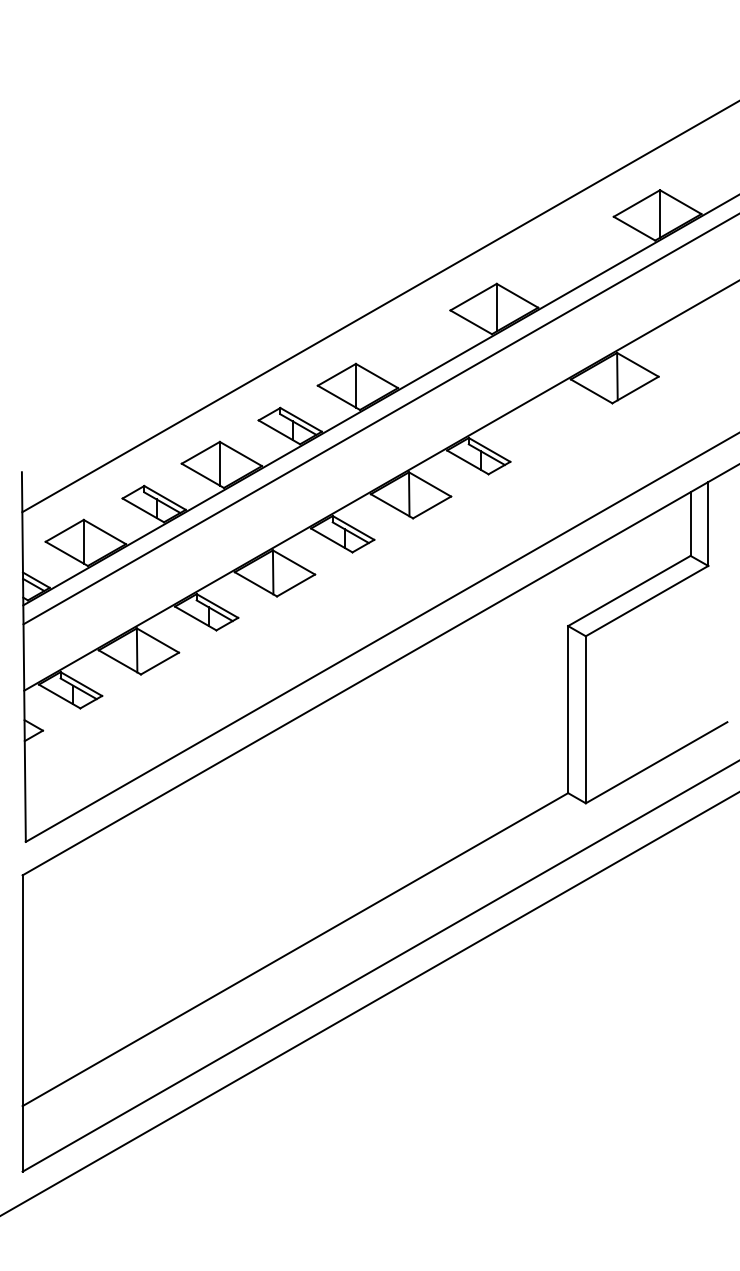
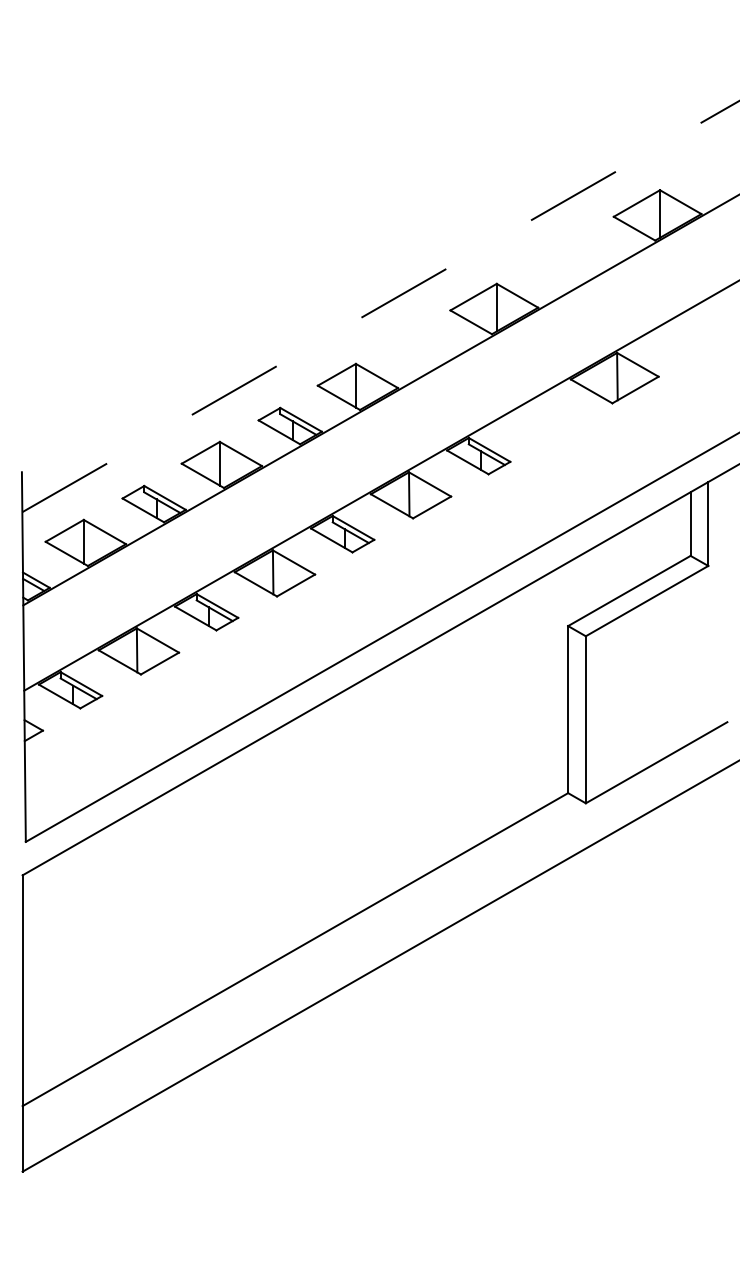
line: solid -> dashed (381, 306)
line: present -> none (379, 419)
line: present -> none (369, 1003)
